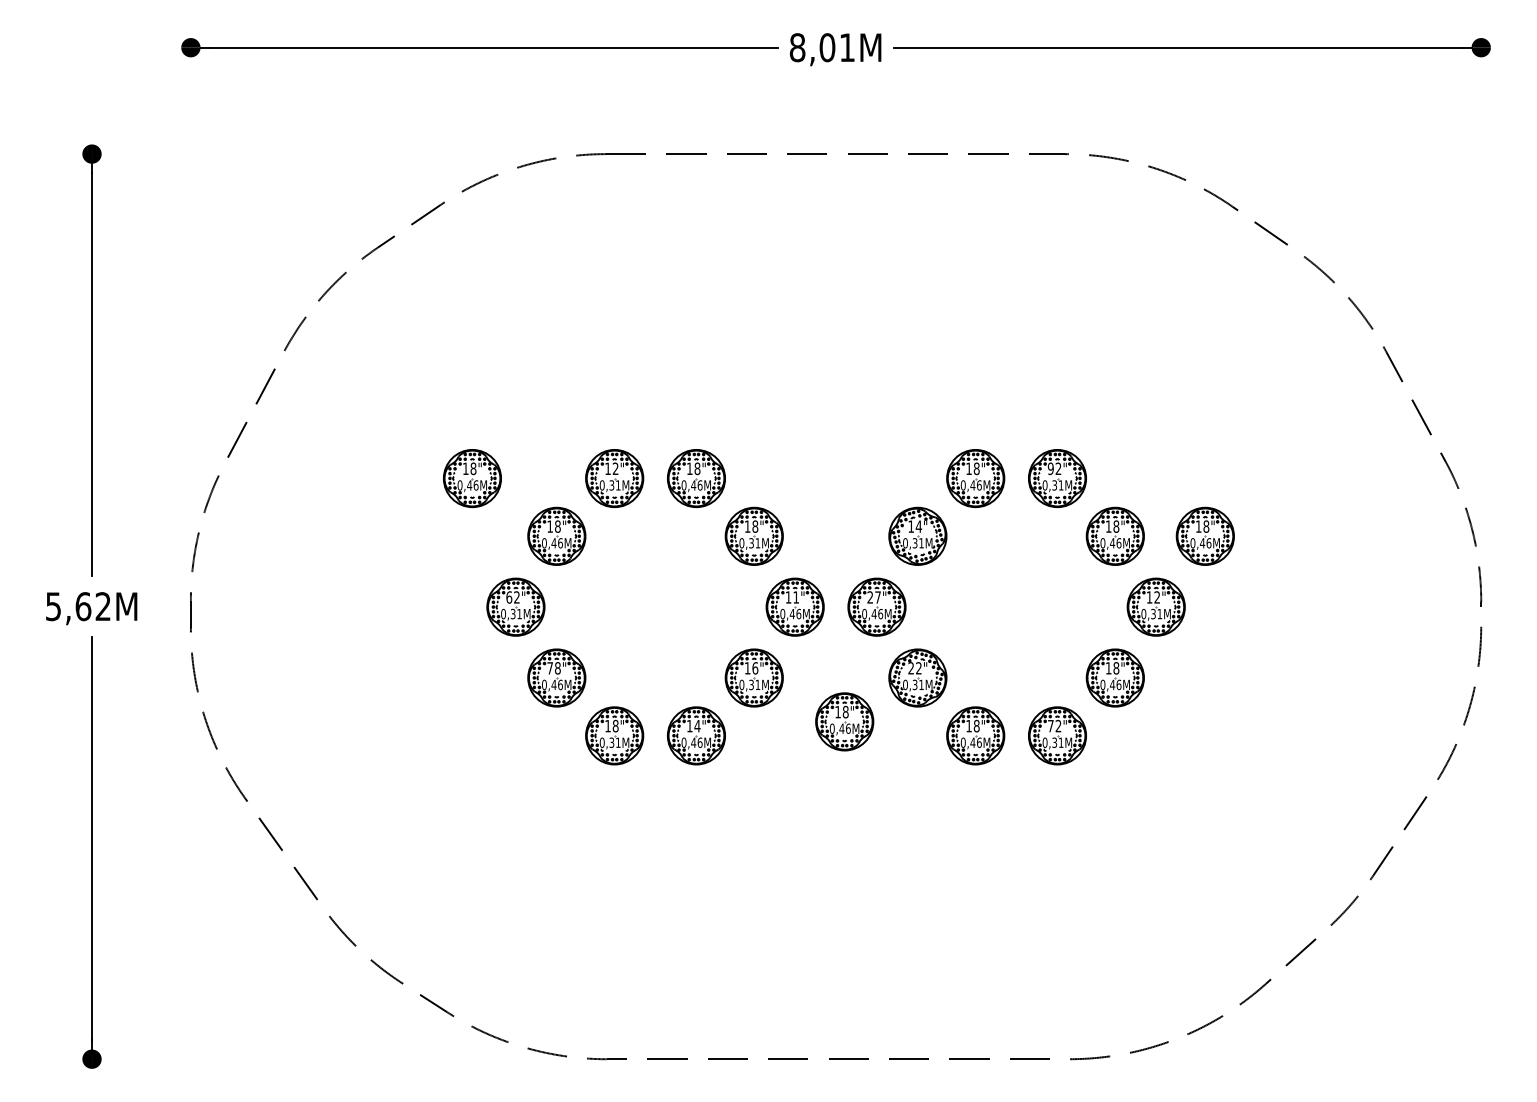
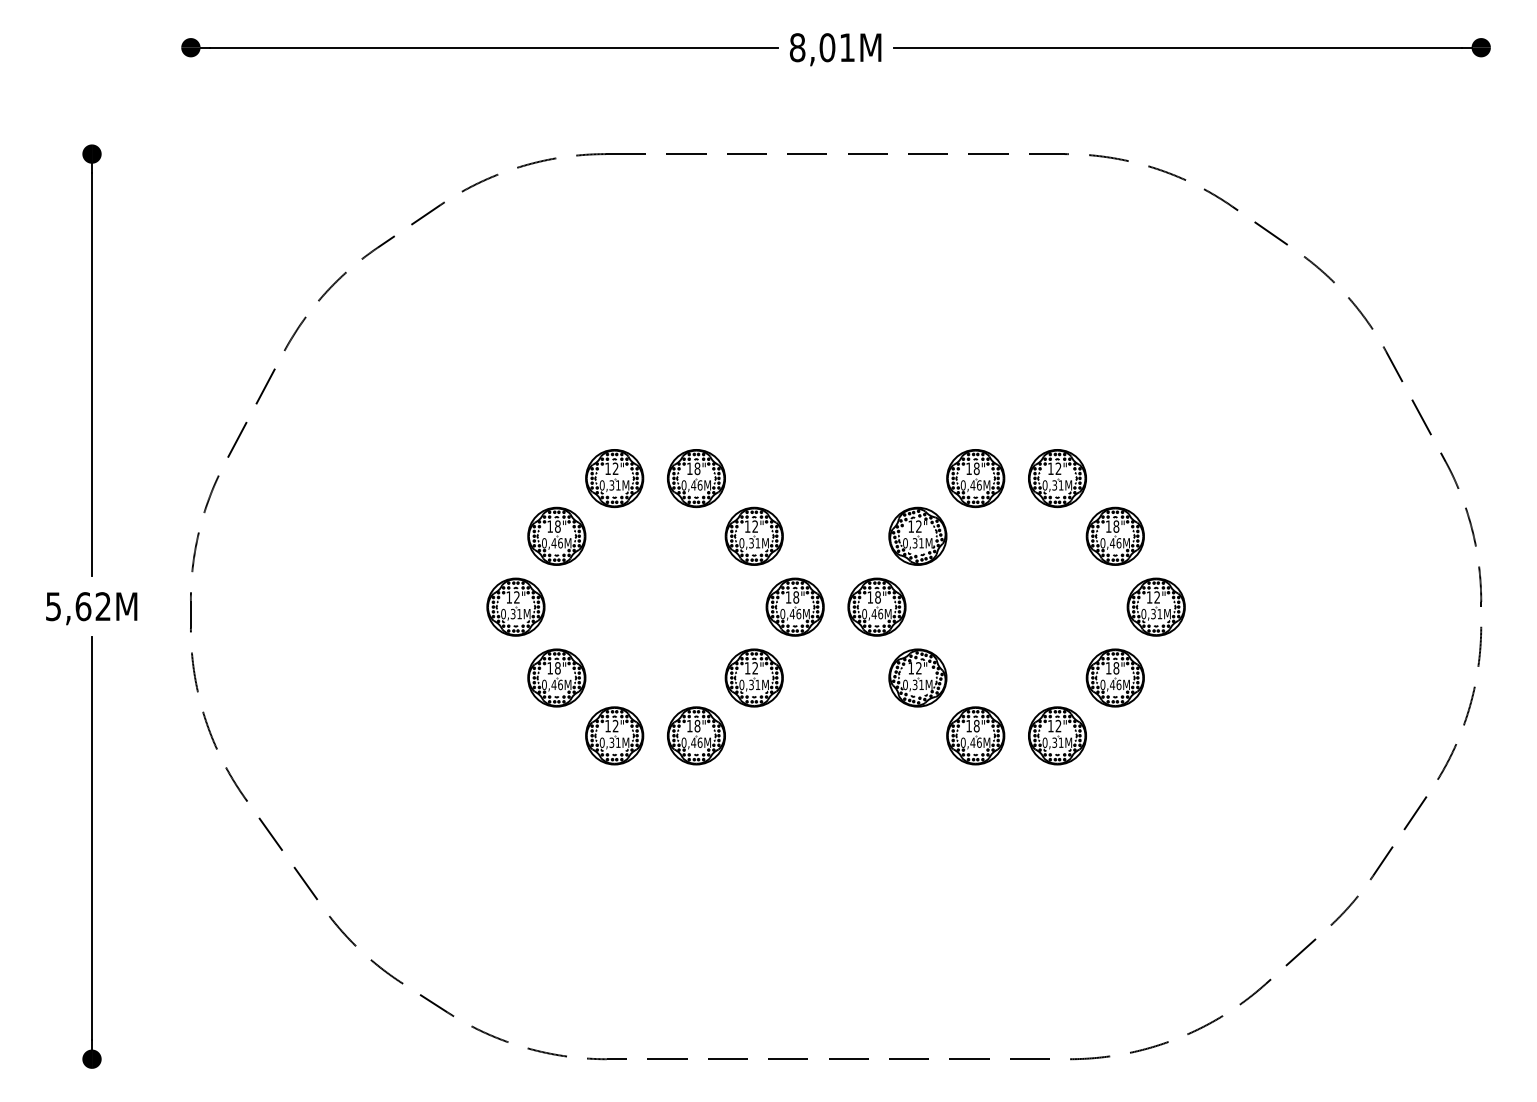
text: 92" -> 12" (1050, 468)
part: present -> none (472, 478)
text: 18" -> 12" (755, 526)
text: 14" -> 12" (918, 526)
part: present -> none (1204, 535)
text: 62" -> 12" (509, 597)
text: 11" -> 18" (796, 597)
text: 27" -> 18" (873, 597)
text: 78" -> 18" (549, 668)
text: 16" -> 12" (755, 668)
text: 22" -> 12" (910, 668)
part: present -> none (844, 721)
text: 14" -> 18" (697, 725)
text: 18" -> 12" (615, 726)
text: 72" -> 12" (1050, 726)
